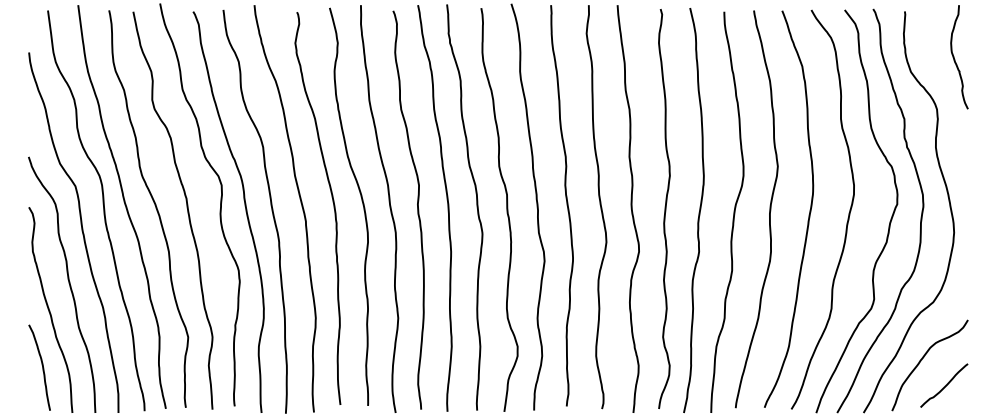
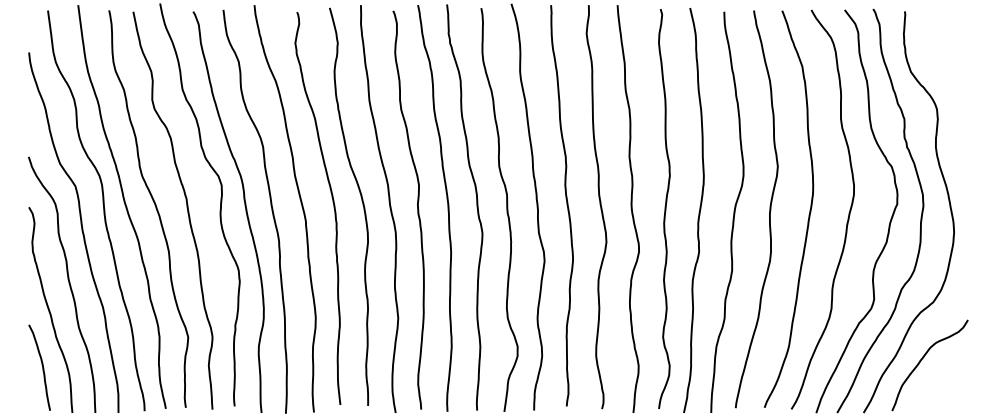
curve: present -> none (955, 59)
curve: present -> none (945, 385)
